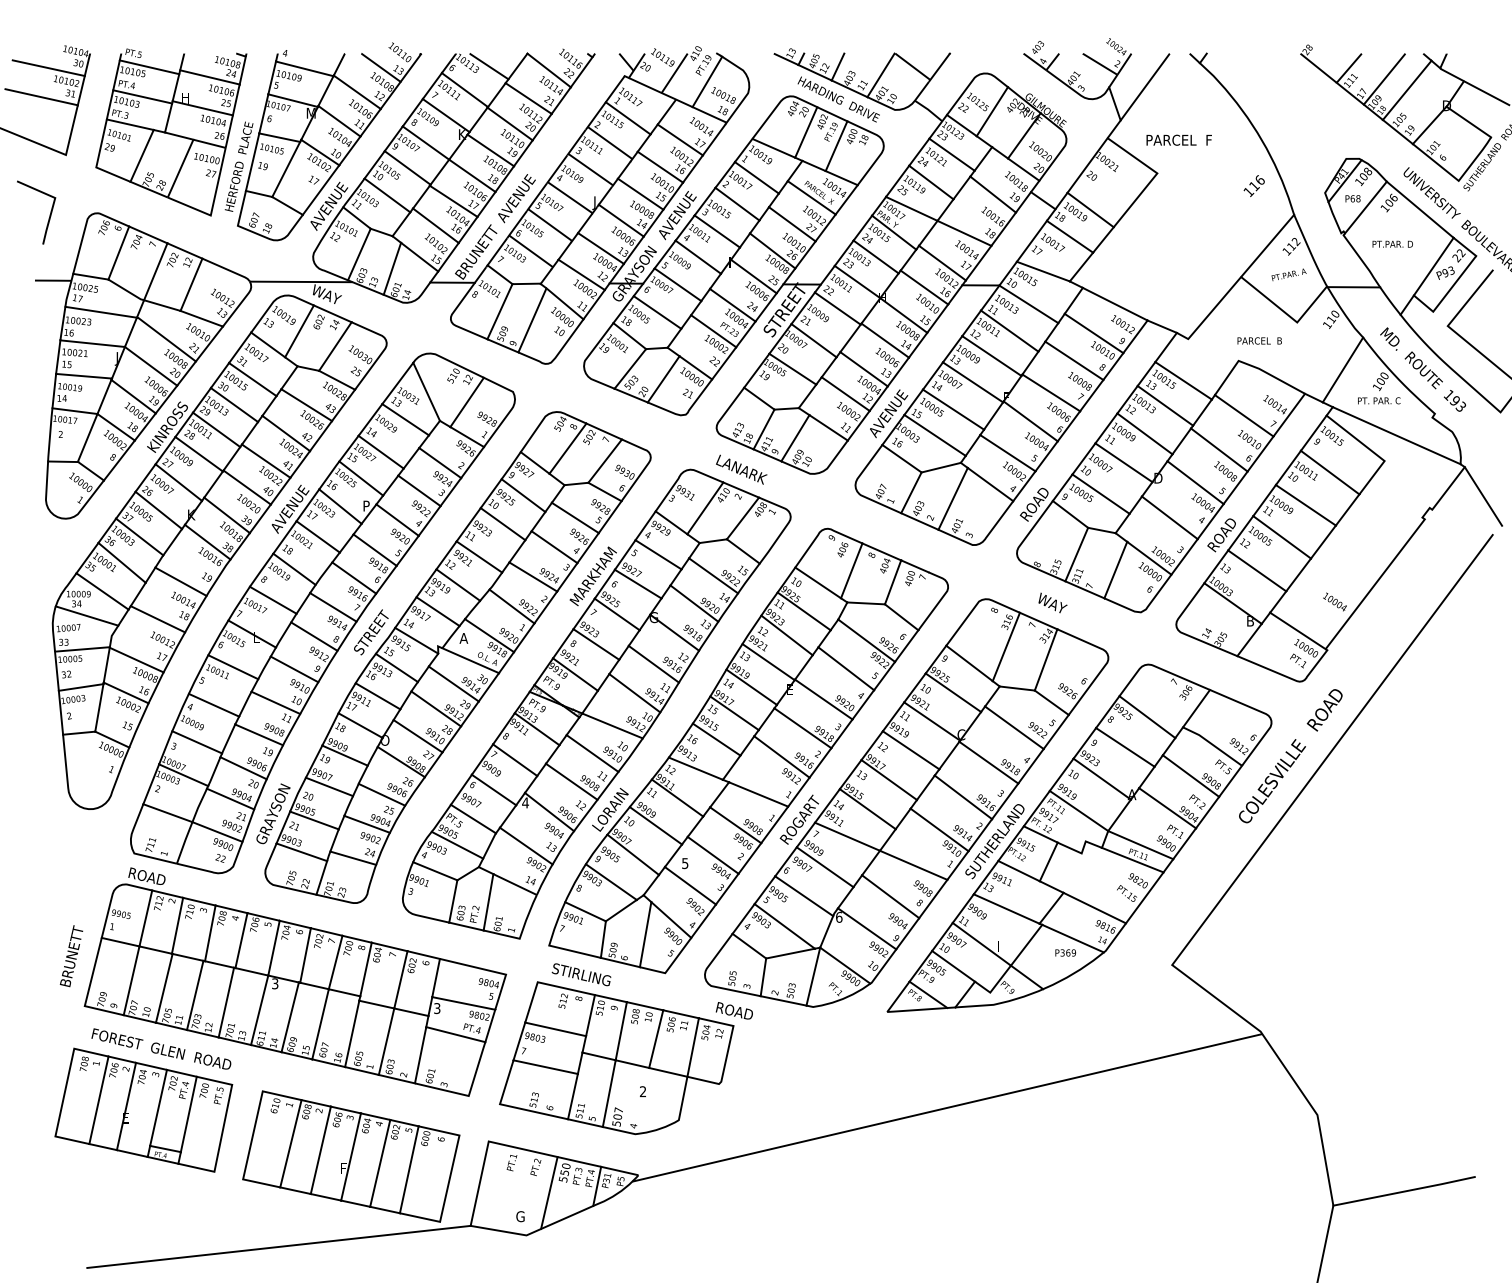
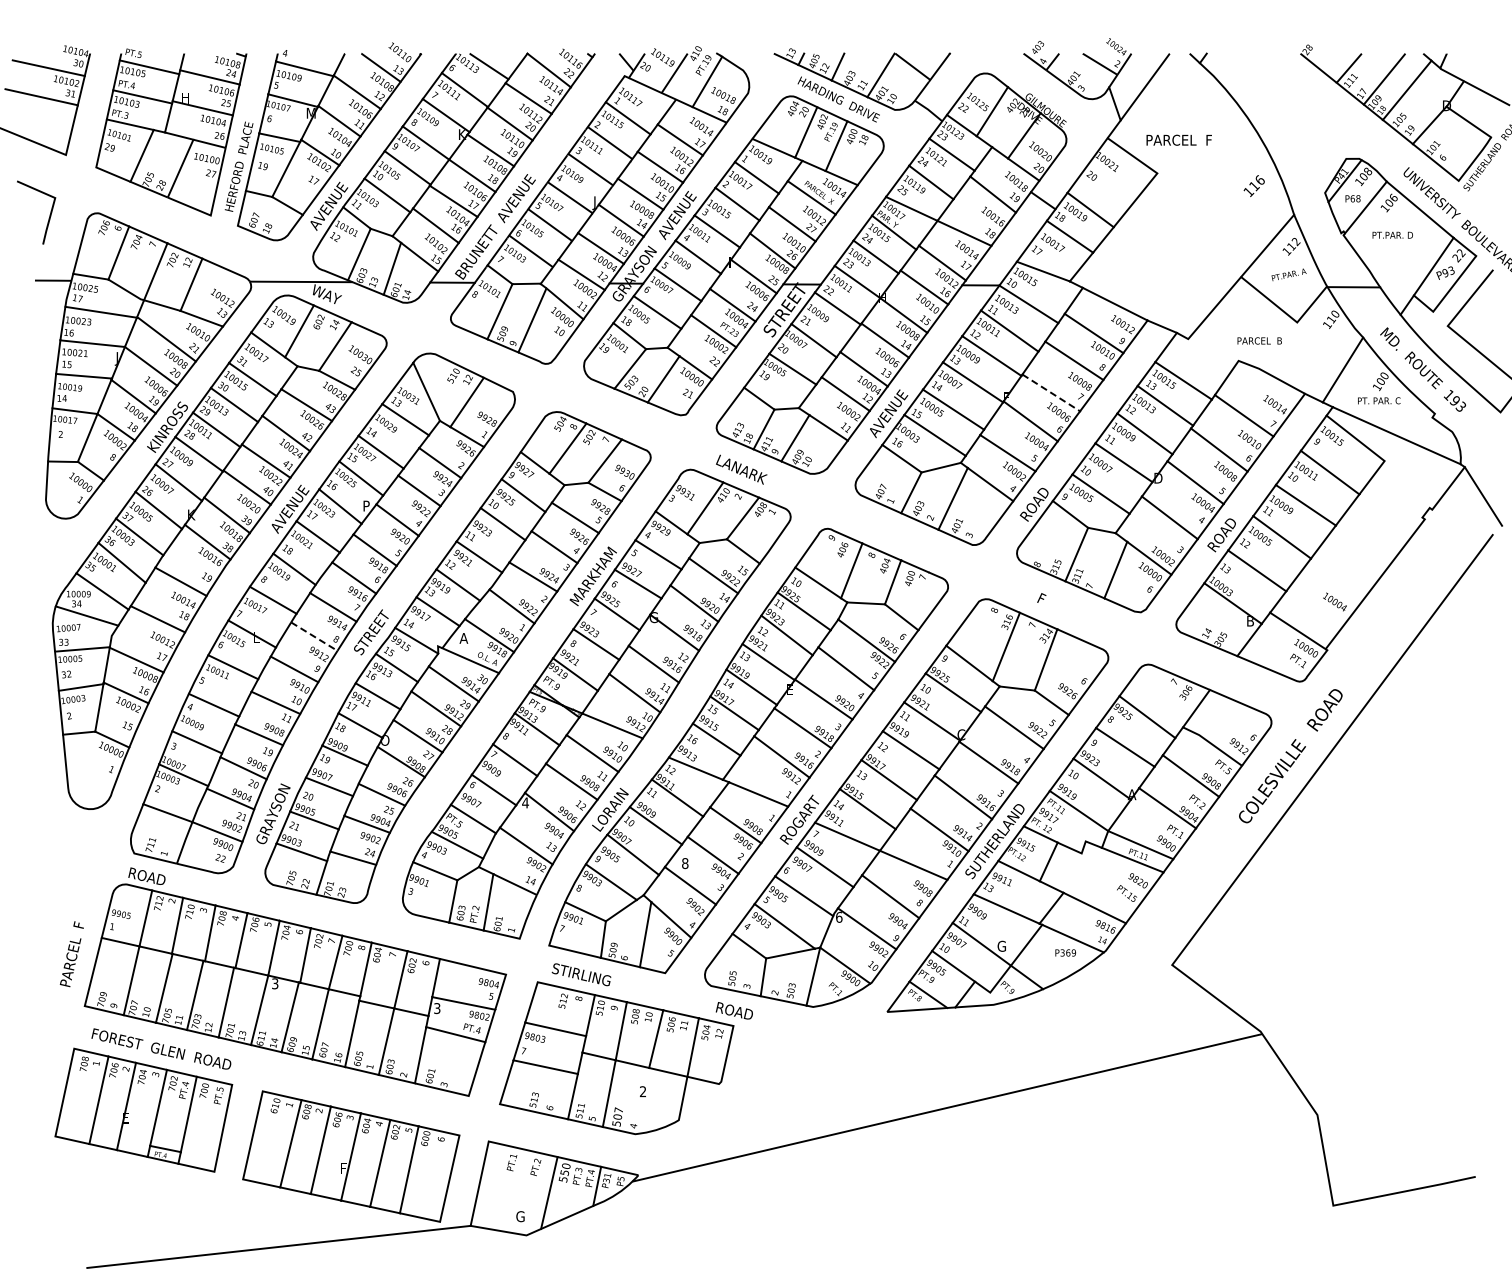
text position: (1392, 243) -> (1392, 234) (1392, 234)
line: solid -> dashed (1051, 393)
text: WAY -> F (1052, 602)
line: solid -> dashed (314, 636)
text: 5 -> 8 (685, 863)
text: I -> G (1001, 945)
text: BRUNETT -> PARCEL  F (72, 953)
line: present -> none (1325, 1242)
